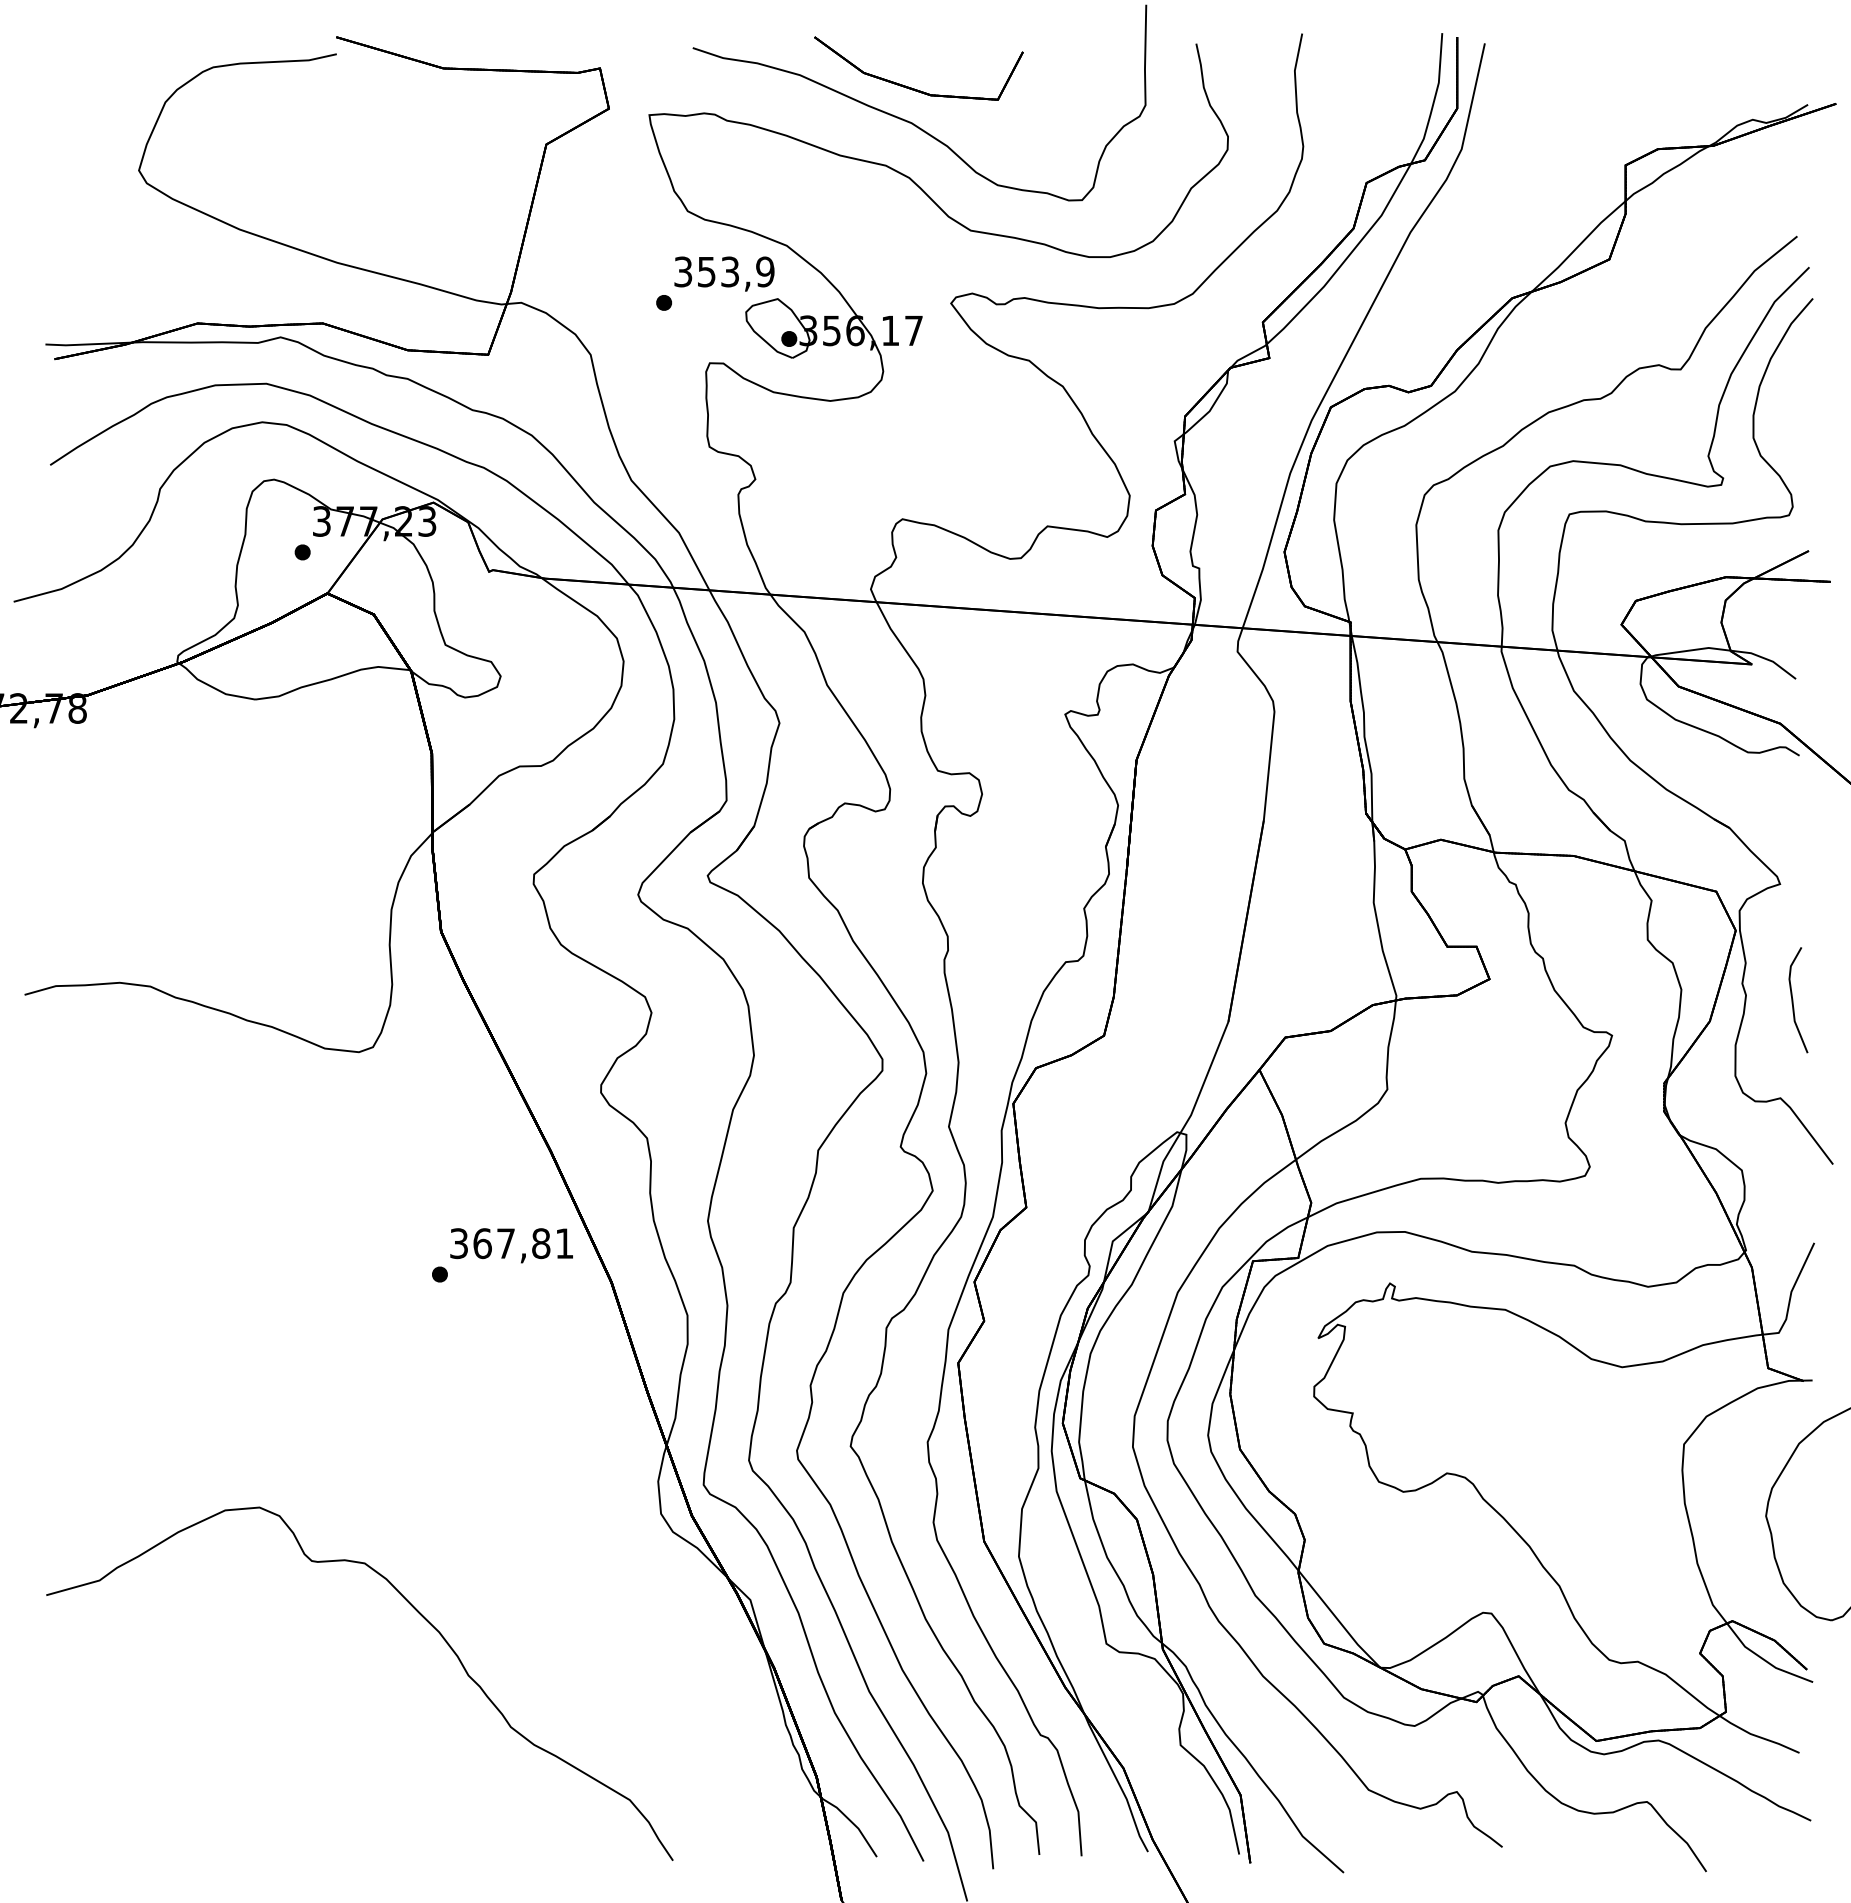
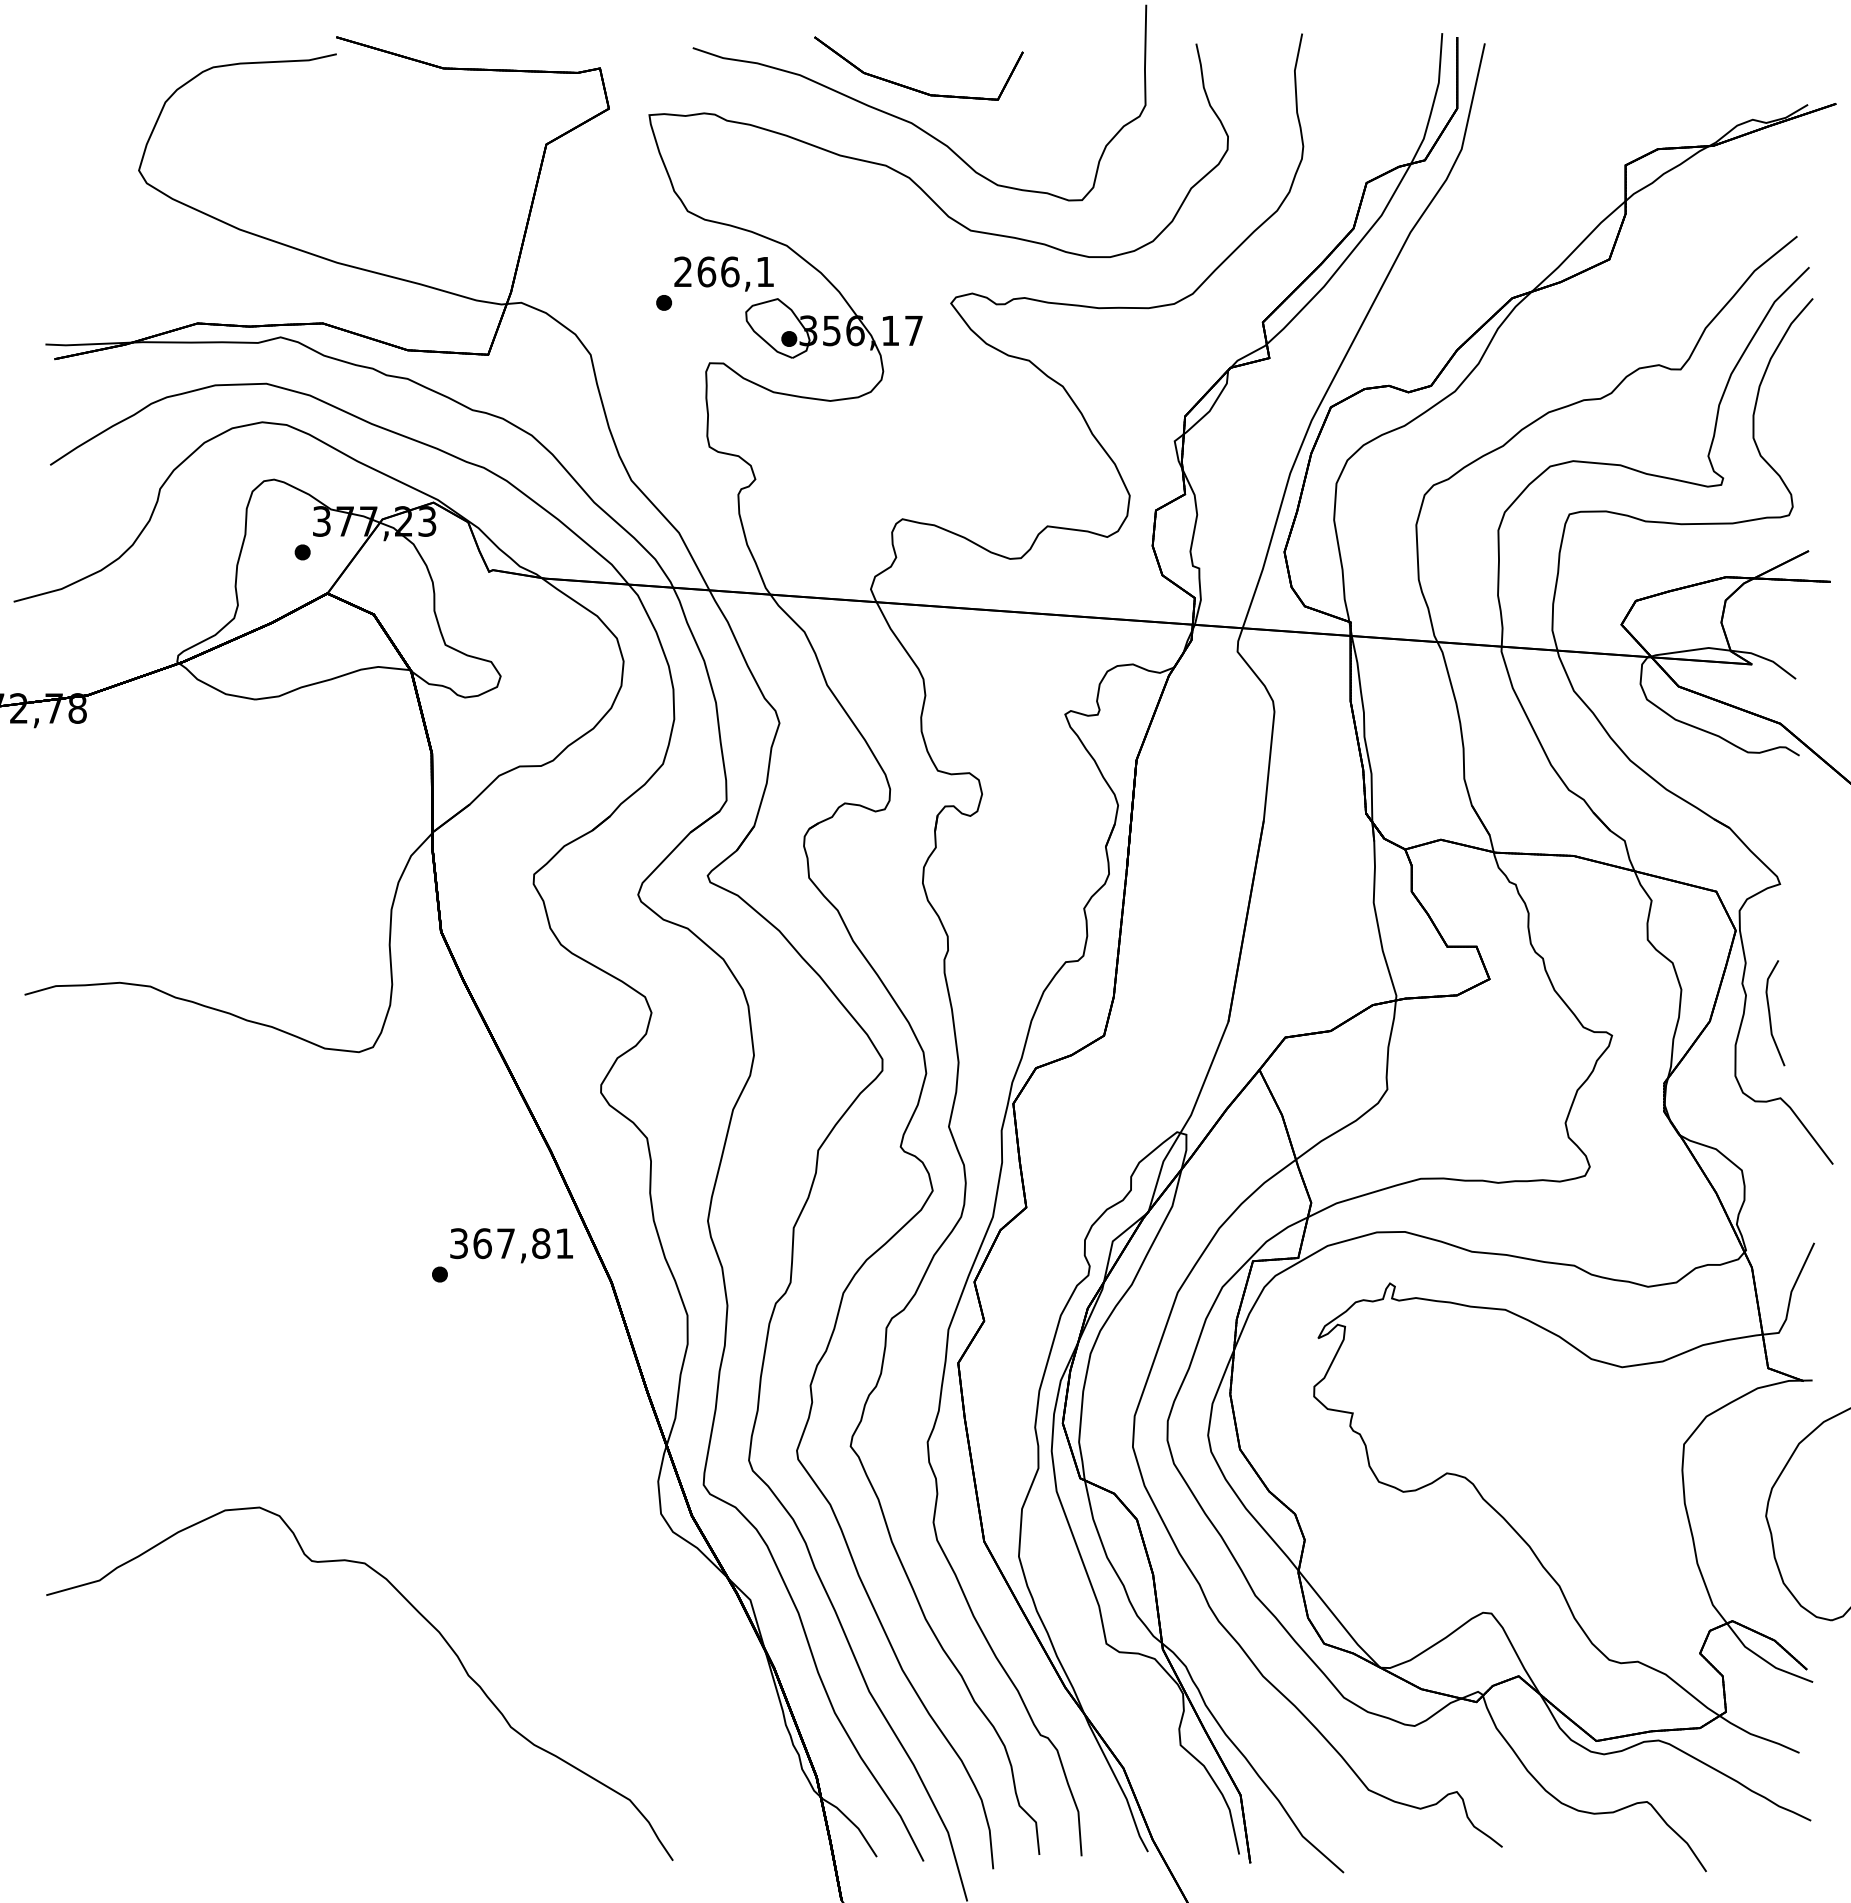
text: 353,9 -> 266,1 (724, 271)
curve position: (1793, 1000) -> (1770, 1013) (1770, 1013)
